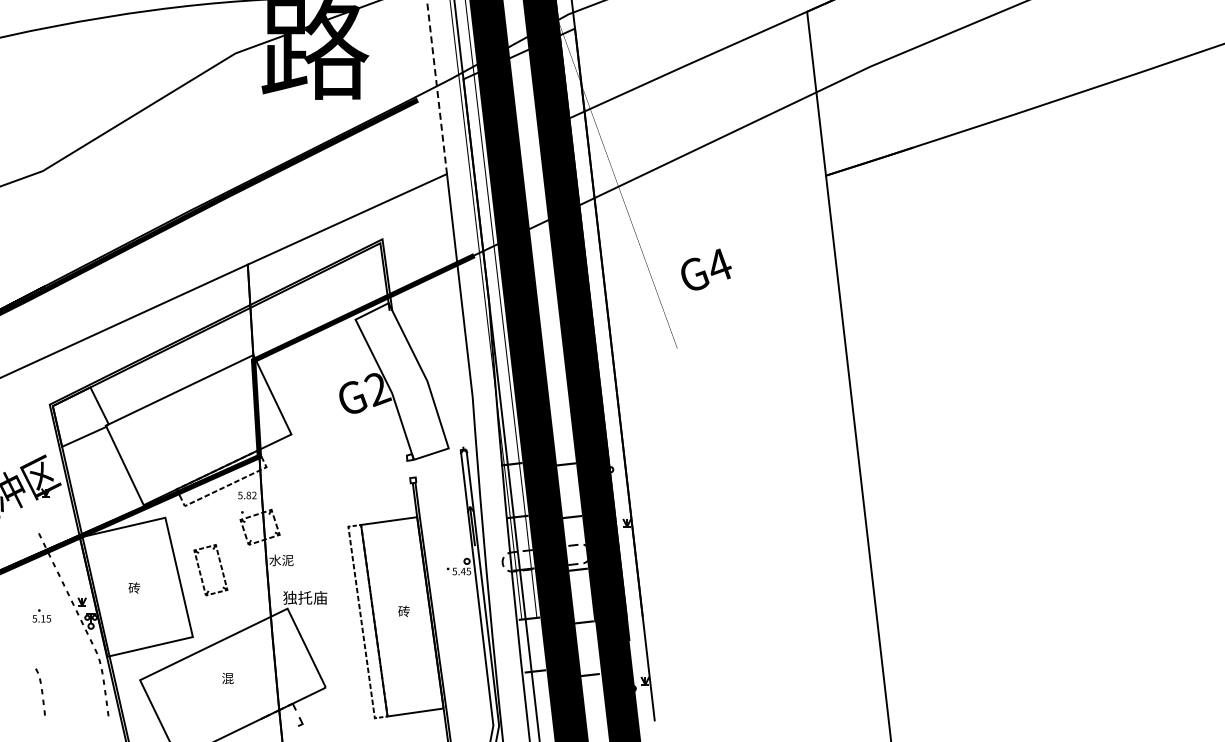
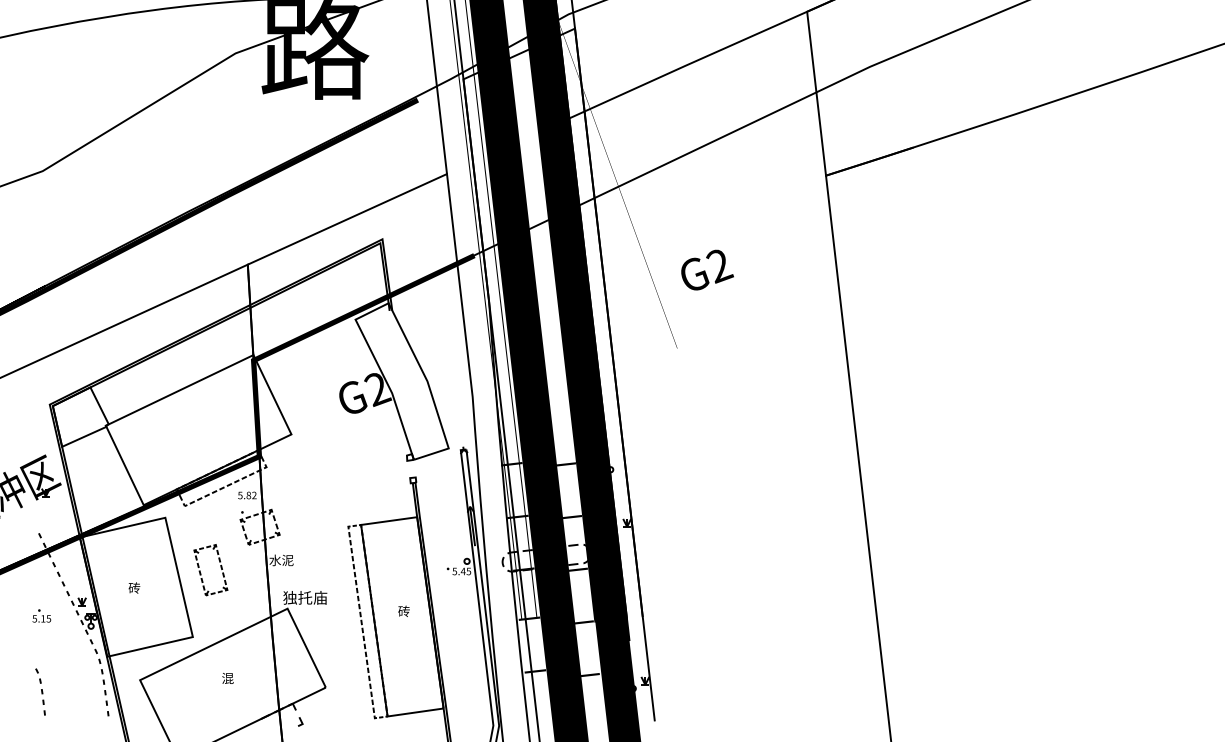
line: dashed -> solid (437, 87)
text: G4 -> G2 (719, 265)
